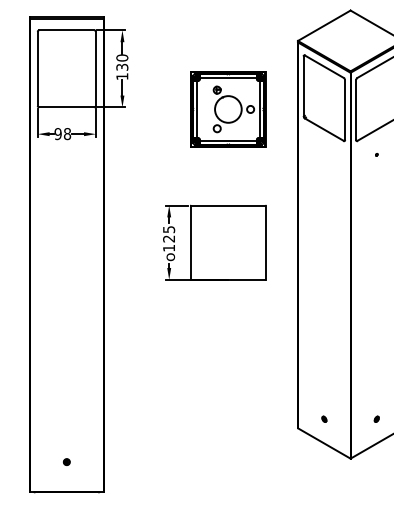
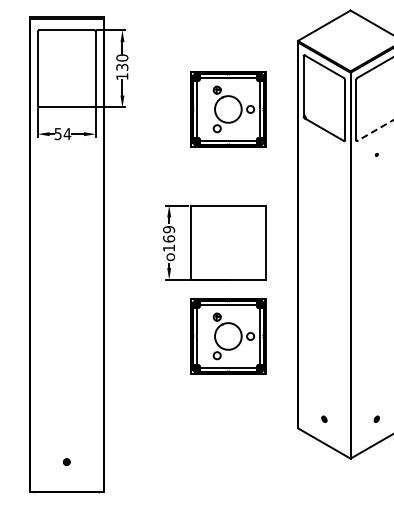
line: solid -> dashed (375, 130)
text: 98 -> 54 (62, 134)
text: 125 -> 169 (169, 234)
part: none -> present (228, 336)
